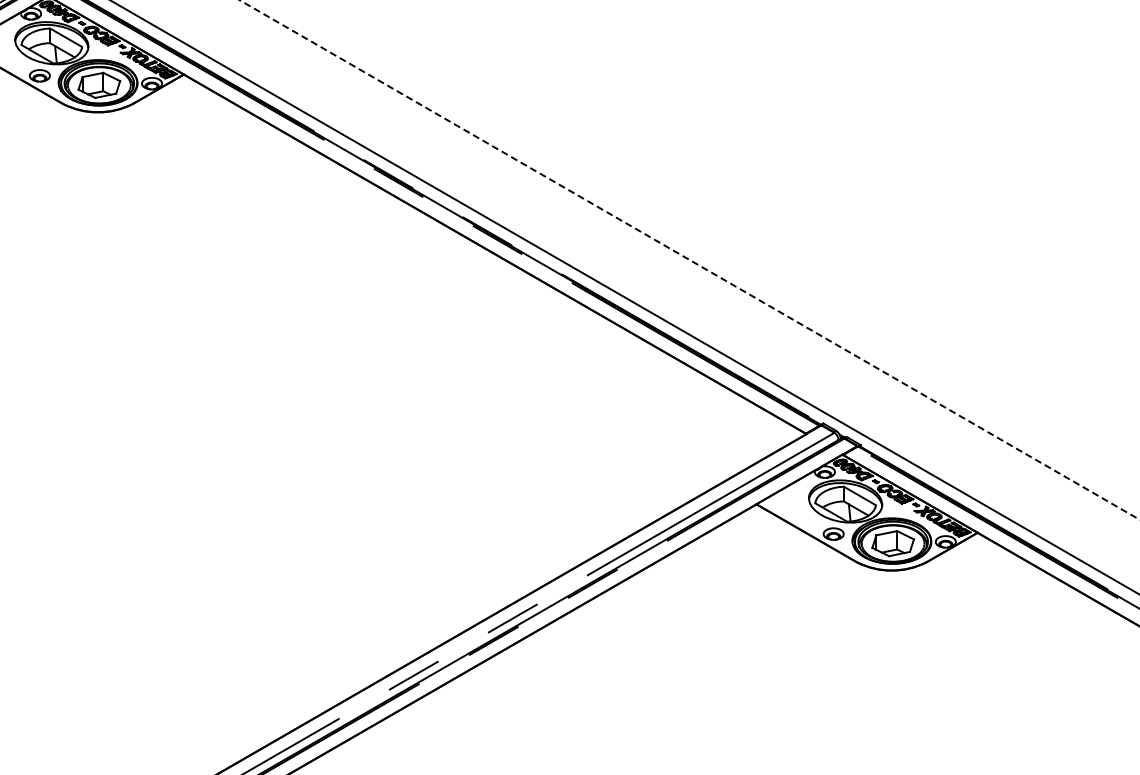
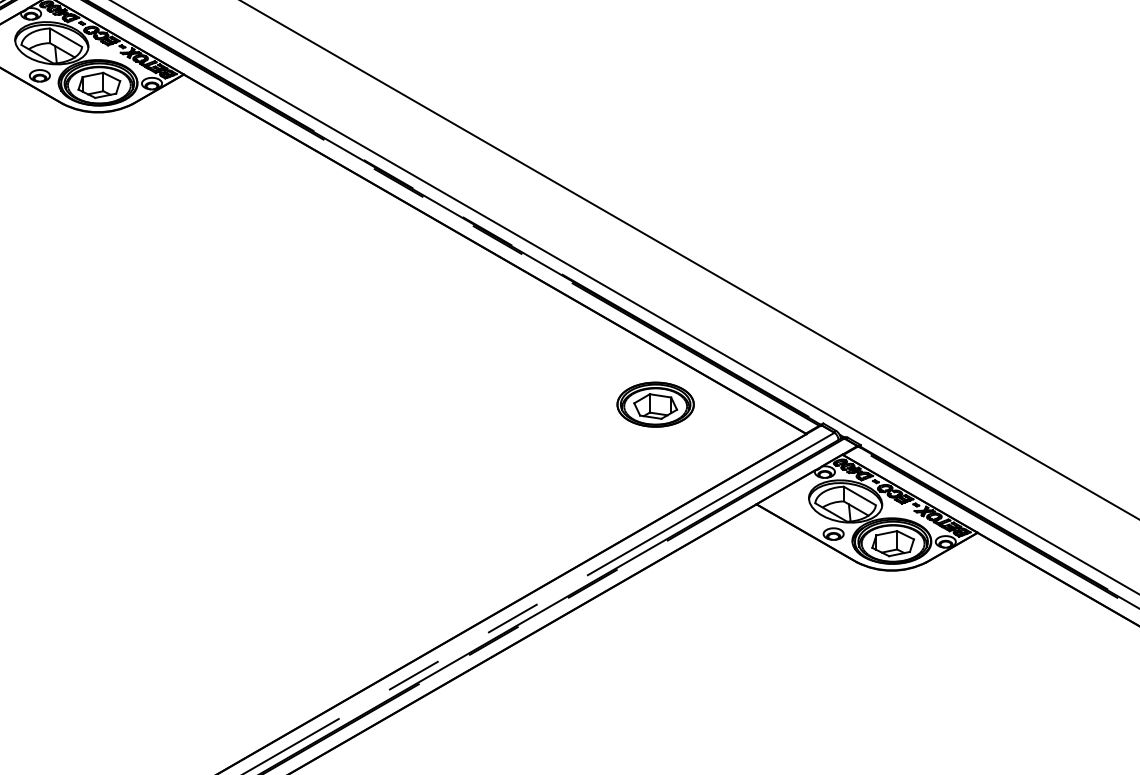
line: dashed -> solid (689, 259)
part: none -> present (655, 404)
